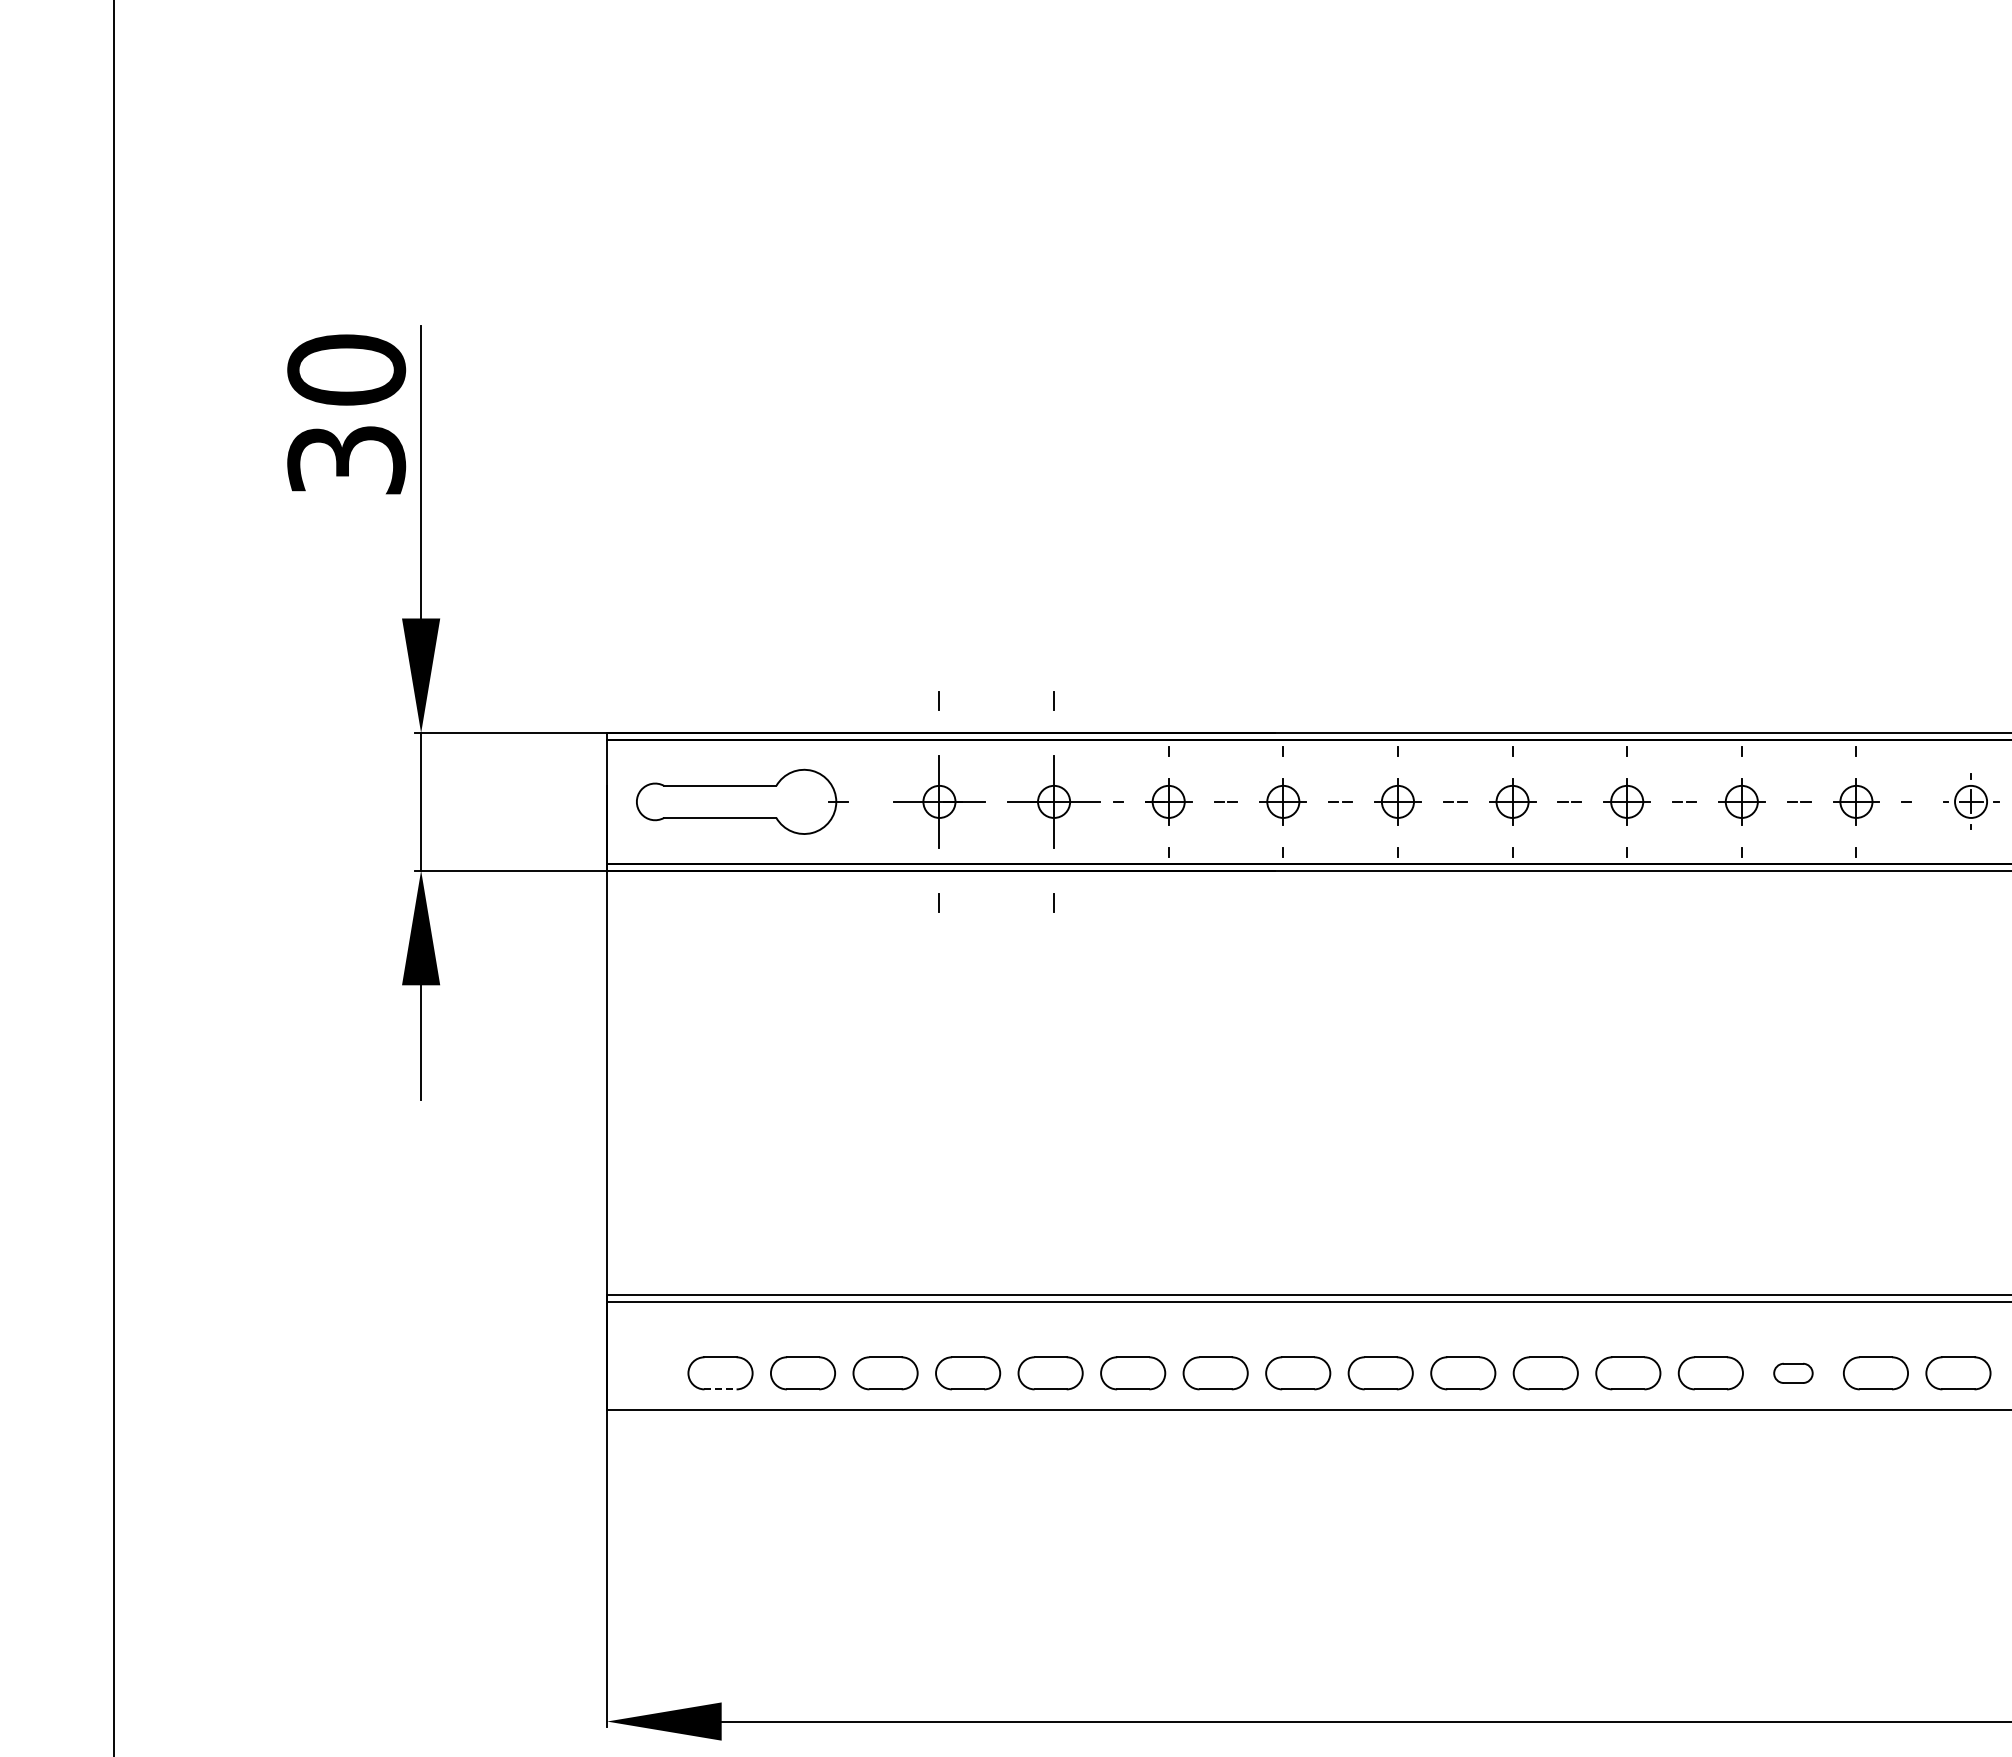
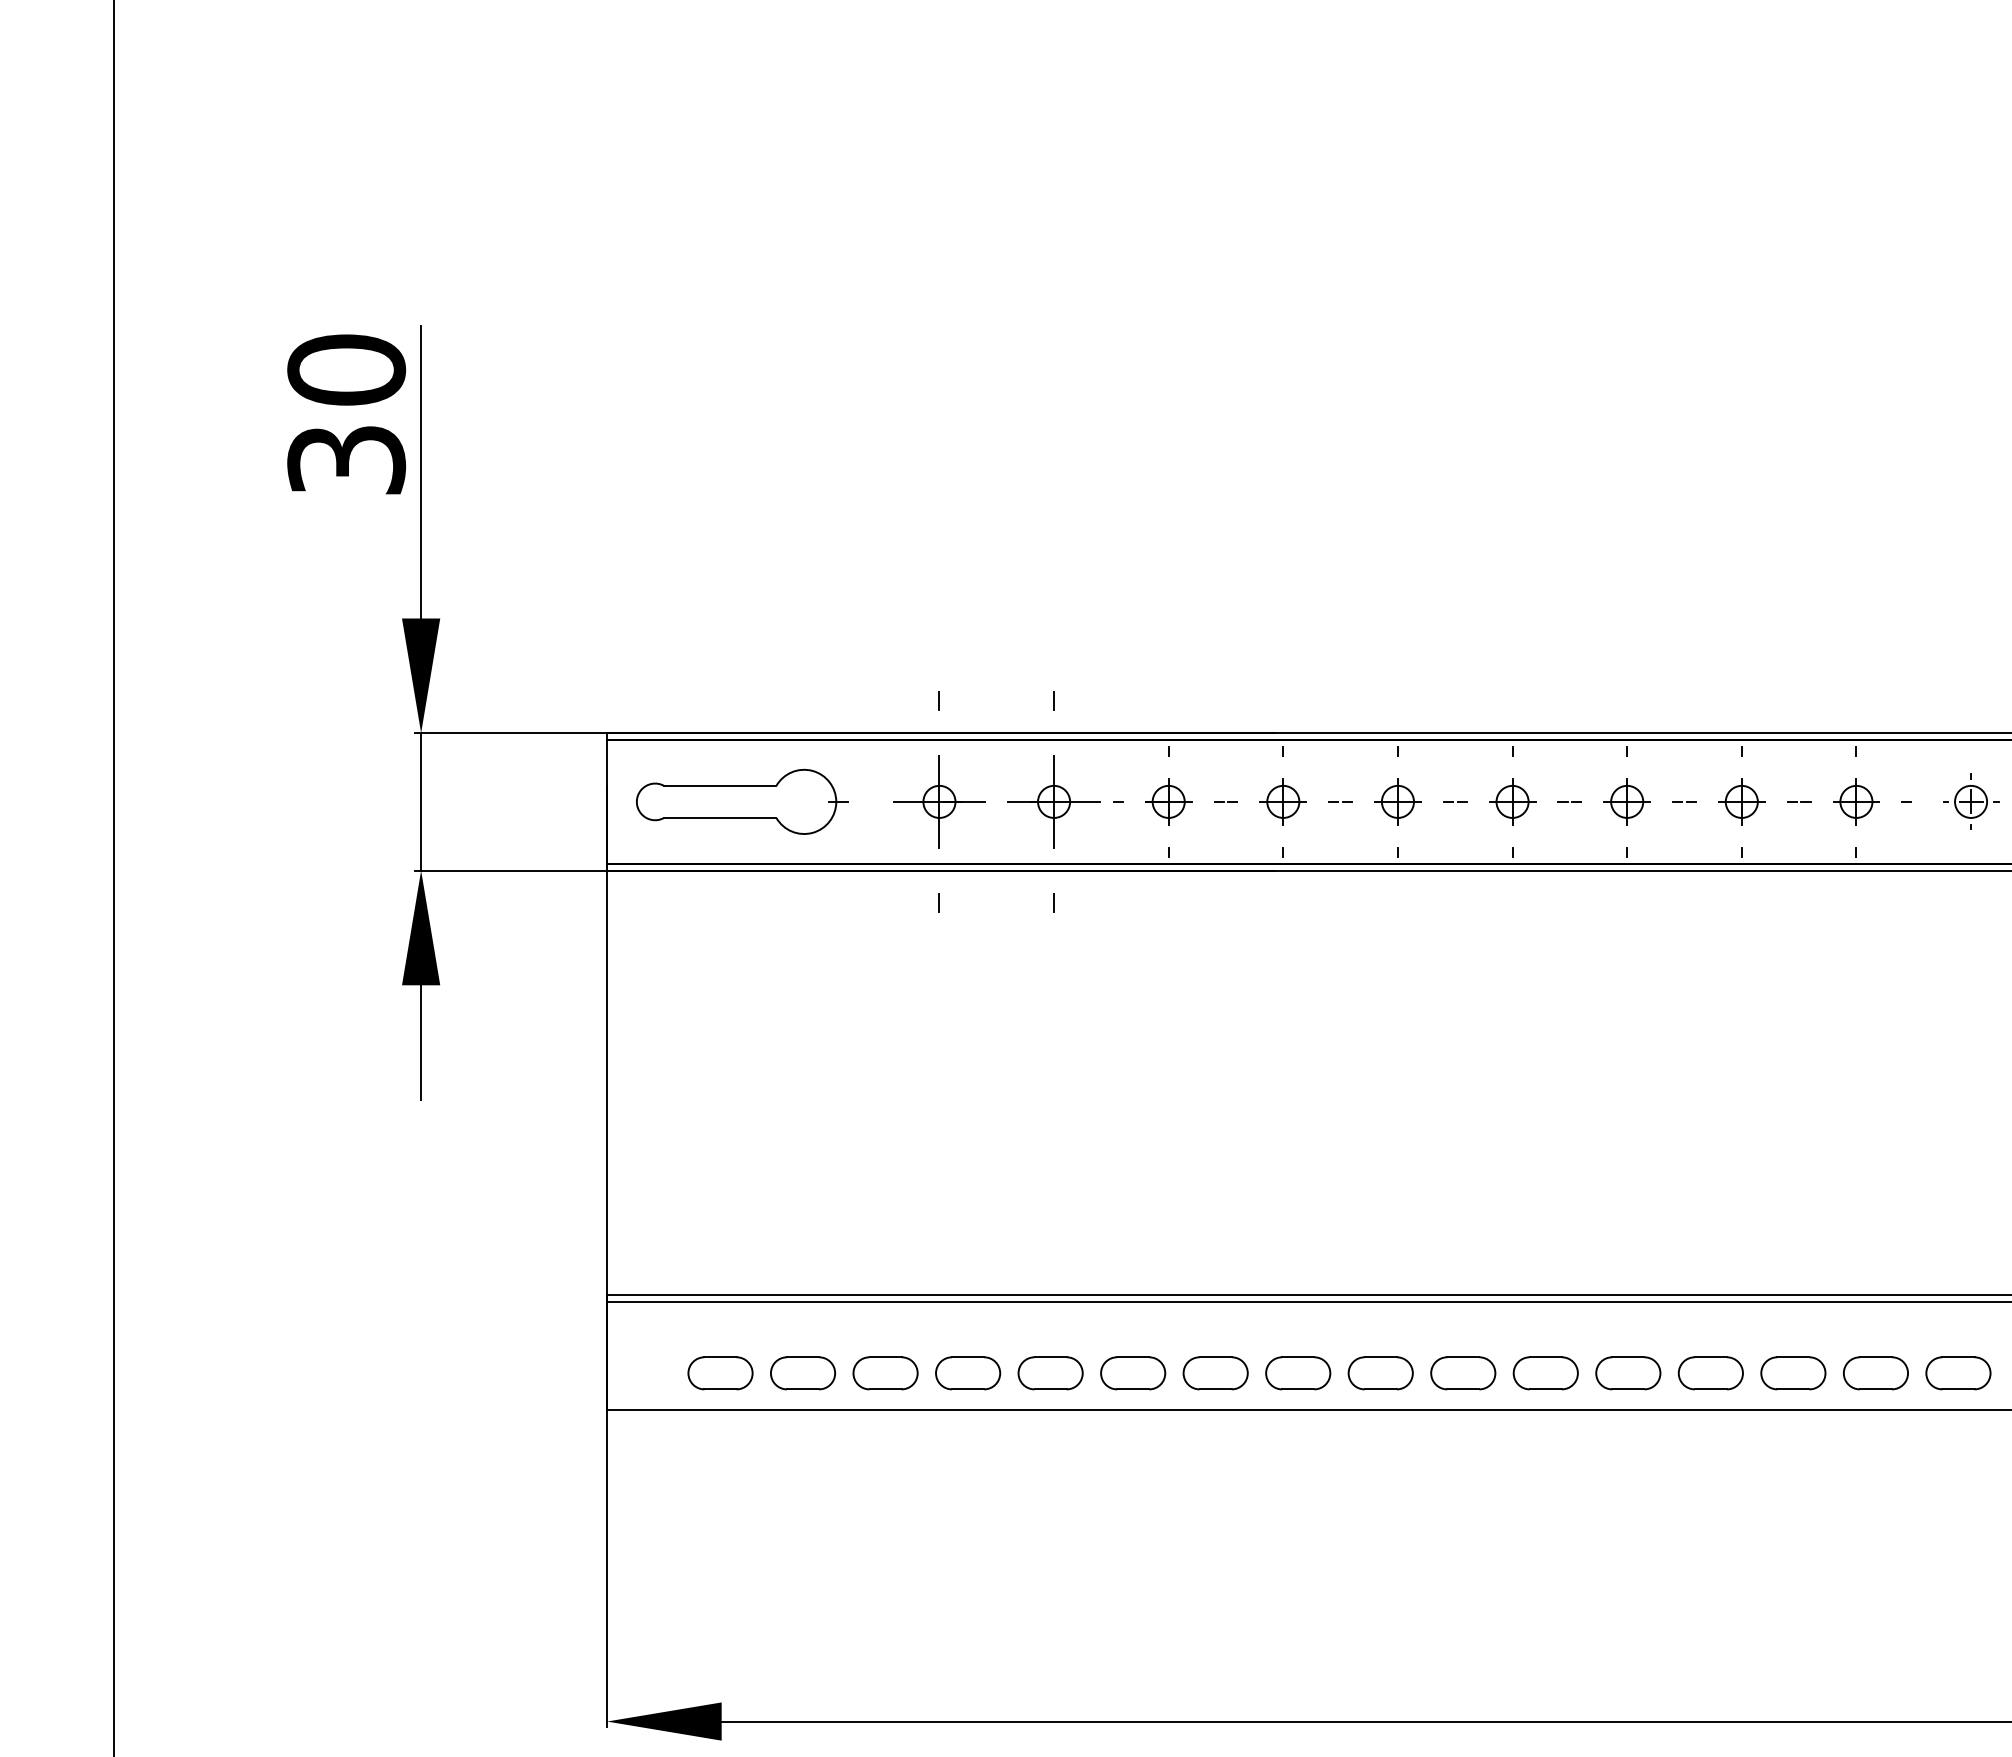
part size: 41x22 px -> 67x35 px (1793, 1373)
line: dashed -> solid (721, 1389)
